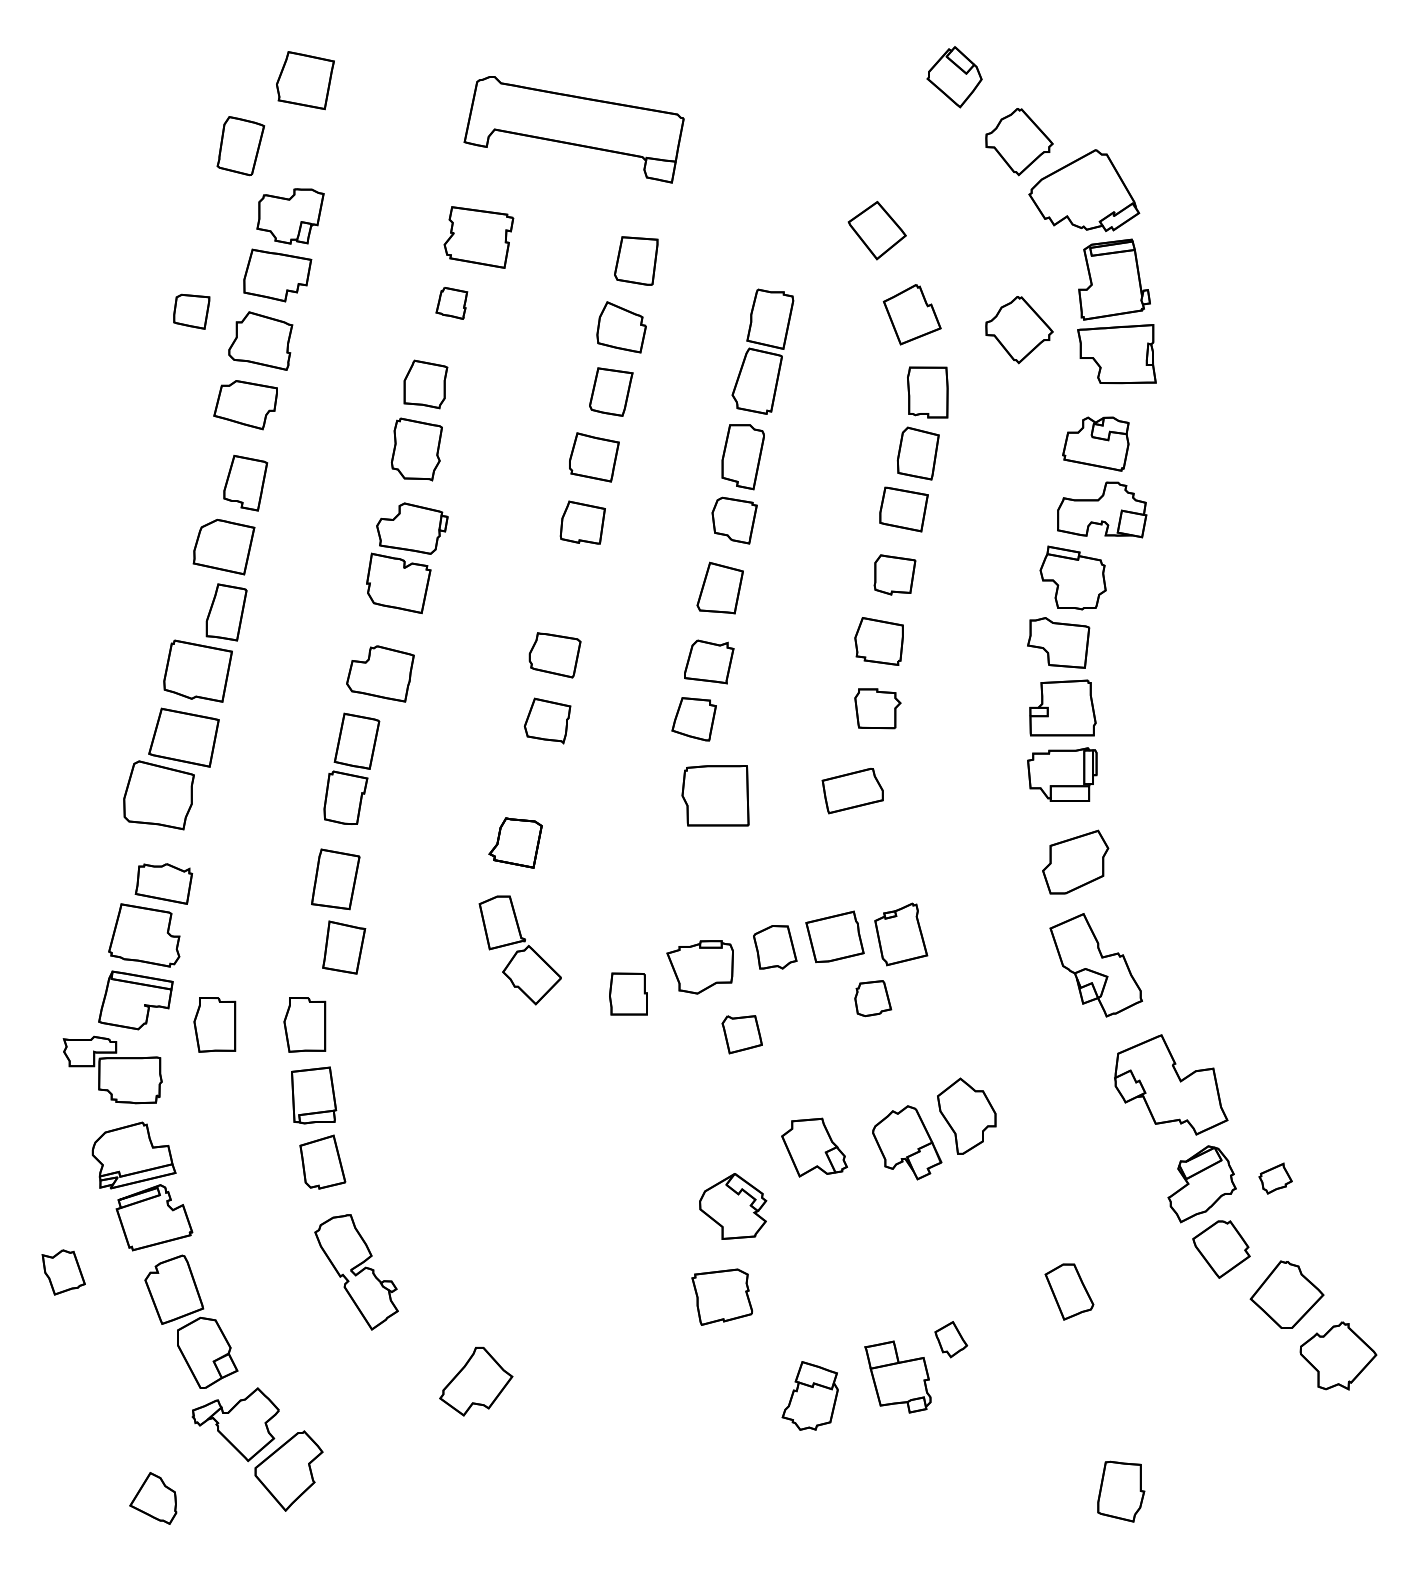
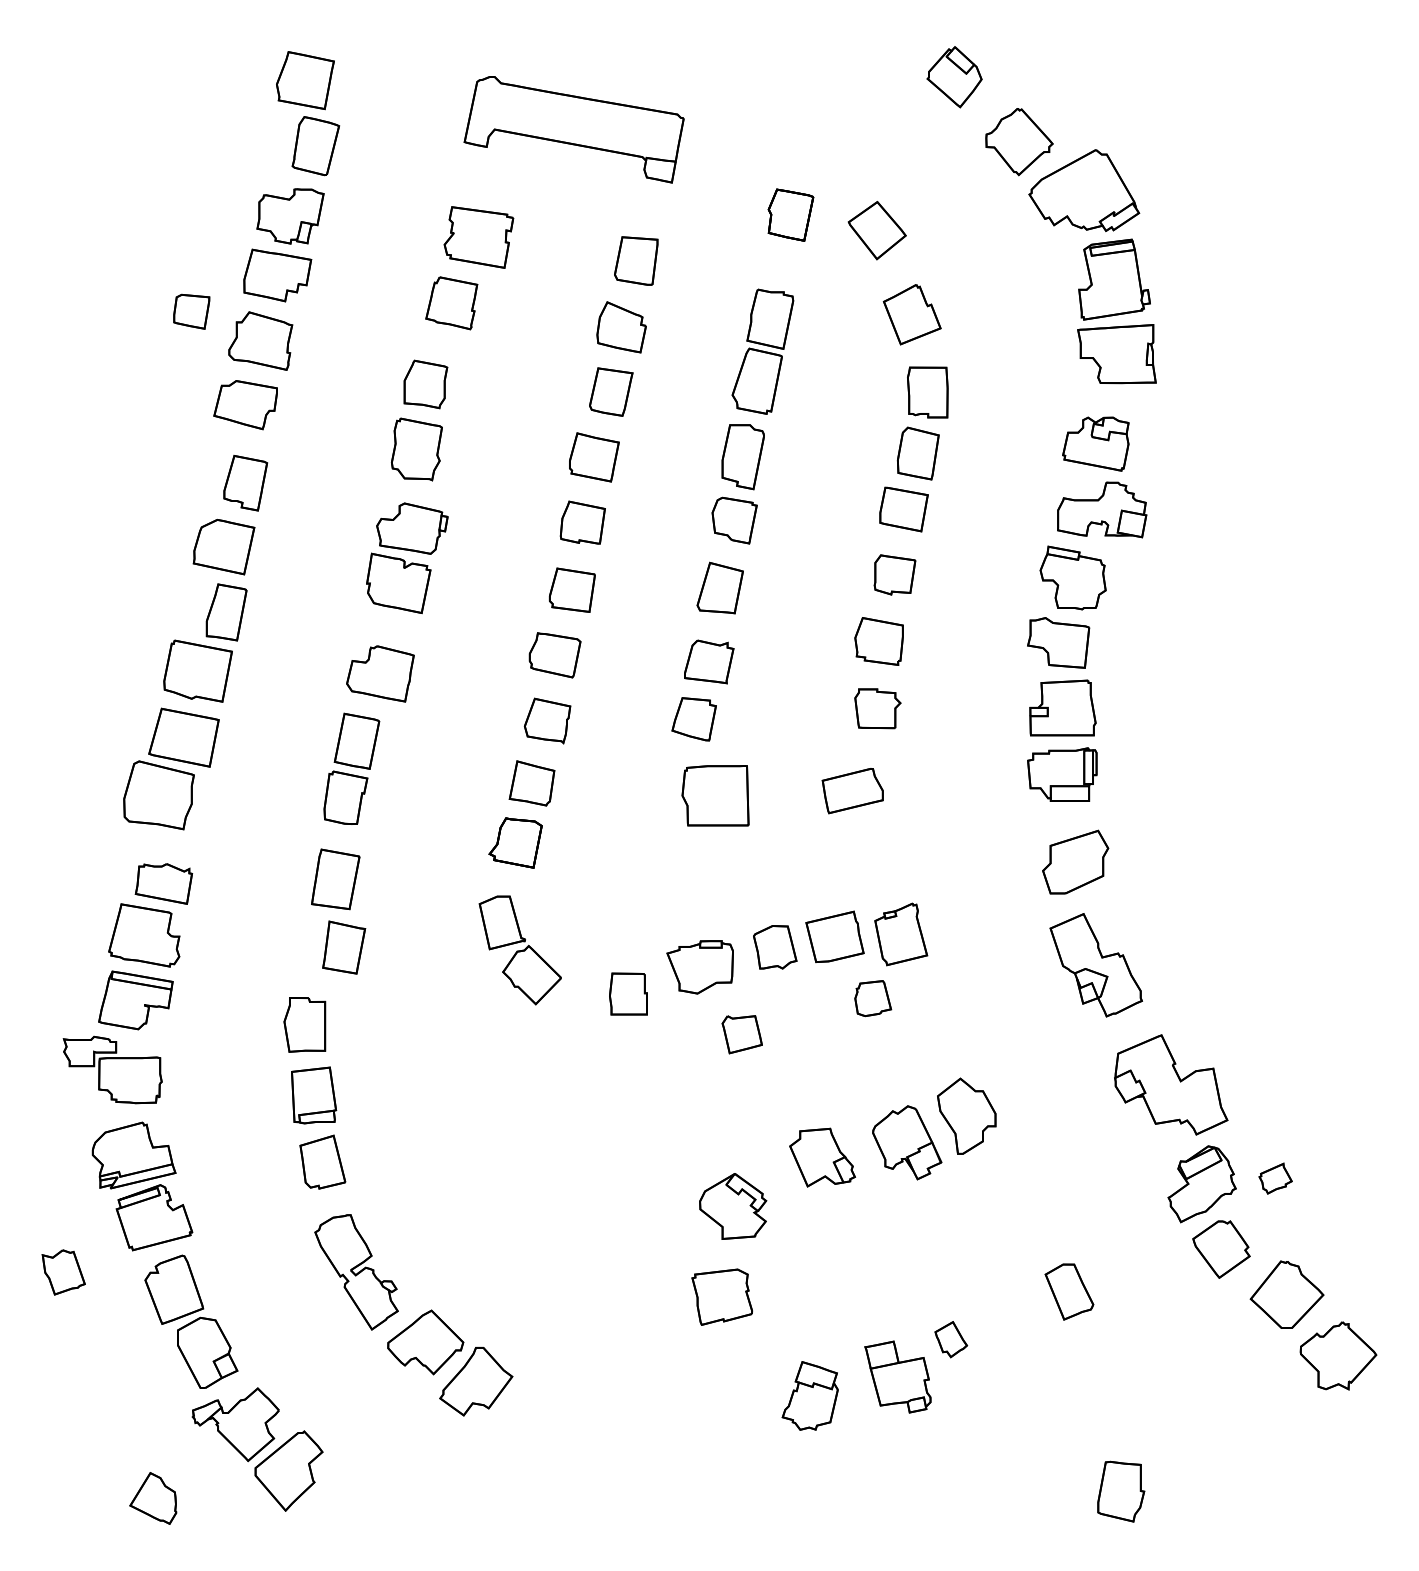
part position: (240, 146) -> (315, 146) (315, 146)
part: none -> present (790, 214)
part size: 34x33 px -> 54x55 px (451, 303)
part: present -> none (1019, 330)
part: none -> present (572, 589)
part: none -> present (531, 783)
part: present -> none (214, 1024)
part position: (814, 1147) -> (822, 1157) (822, 1157)
part: none -> present (425, 1342)
